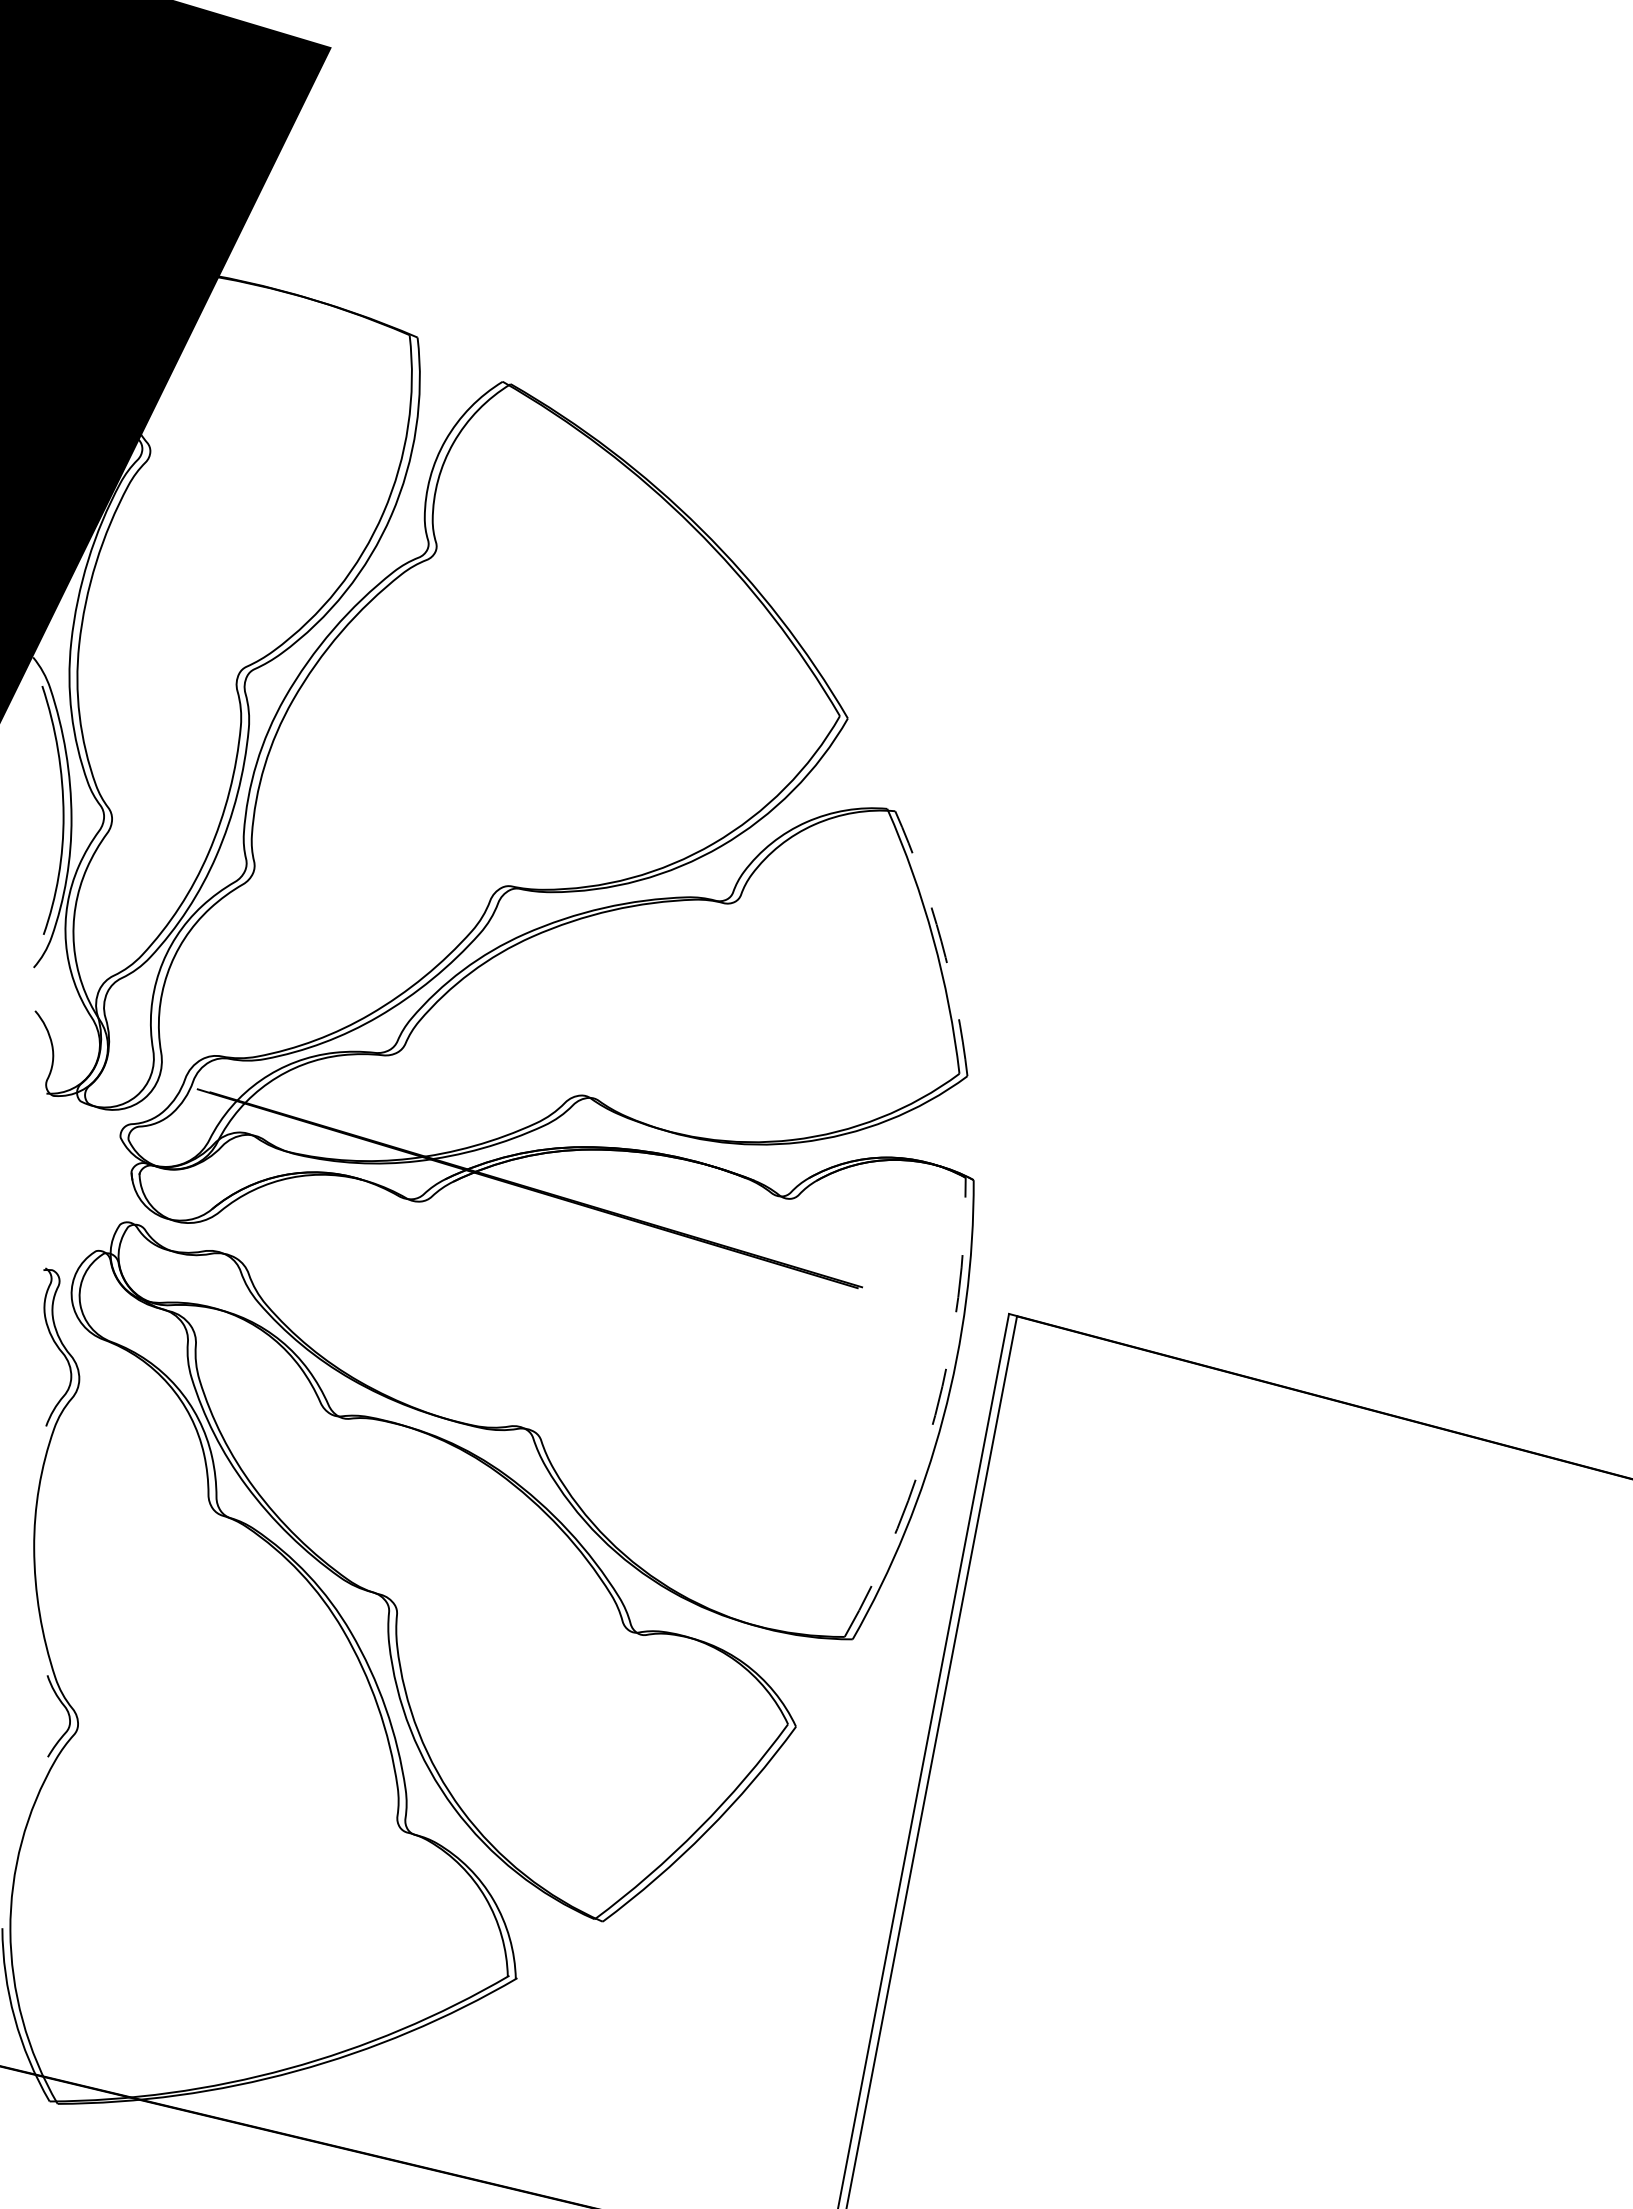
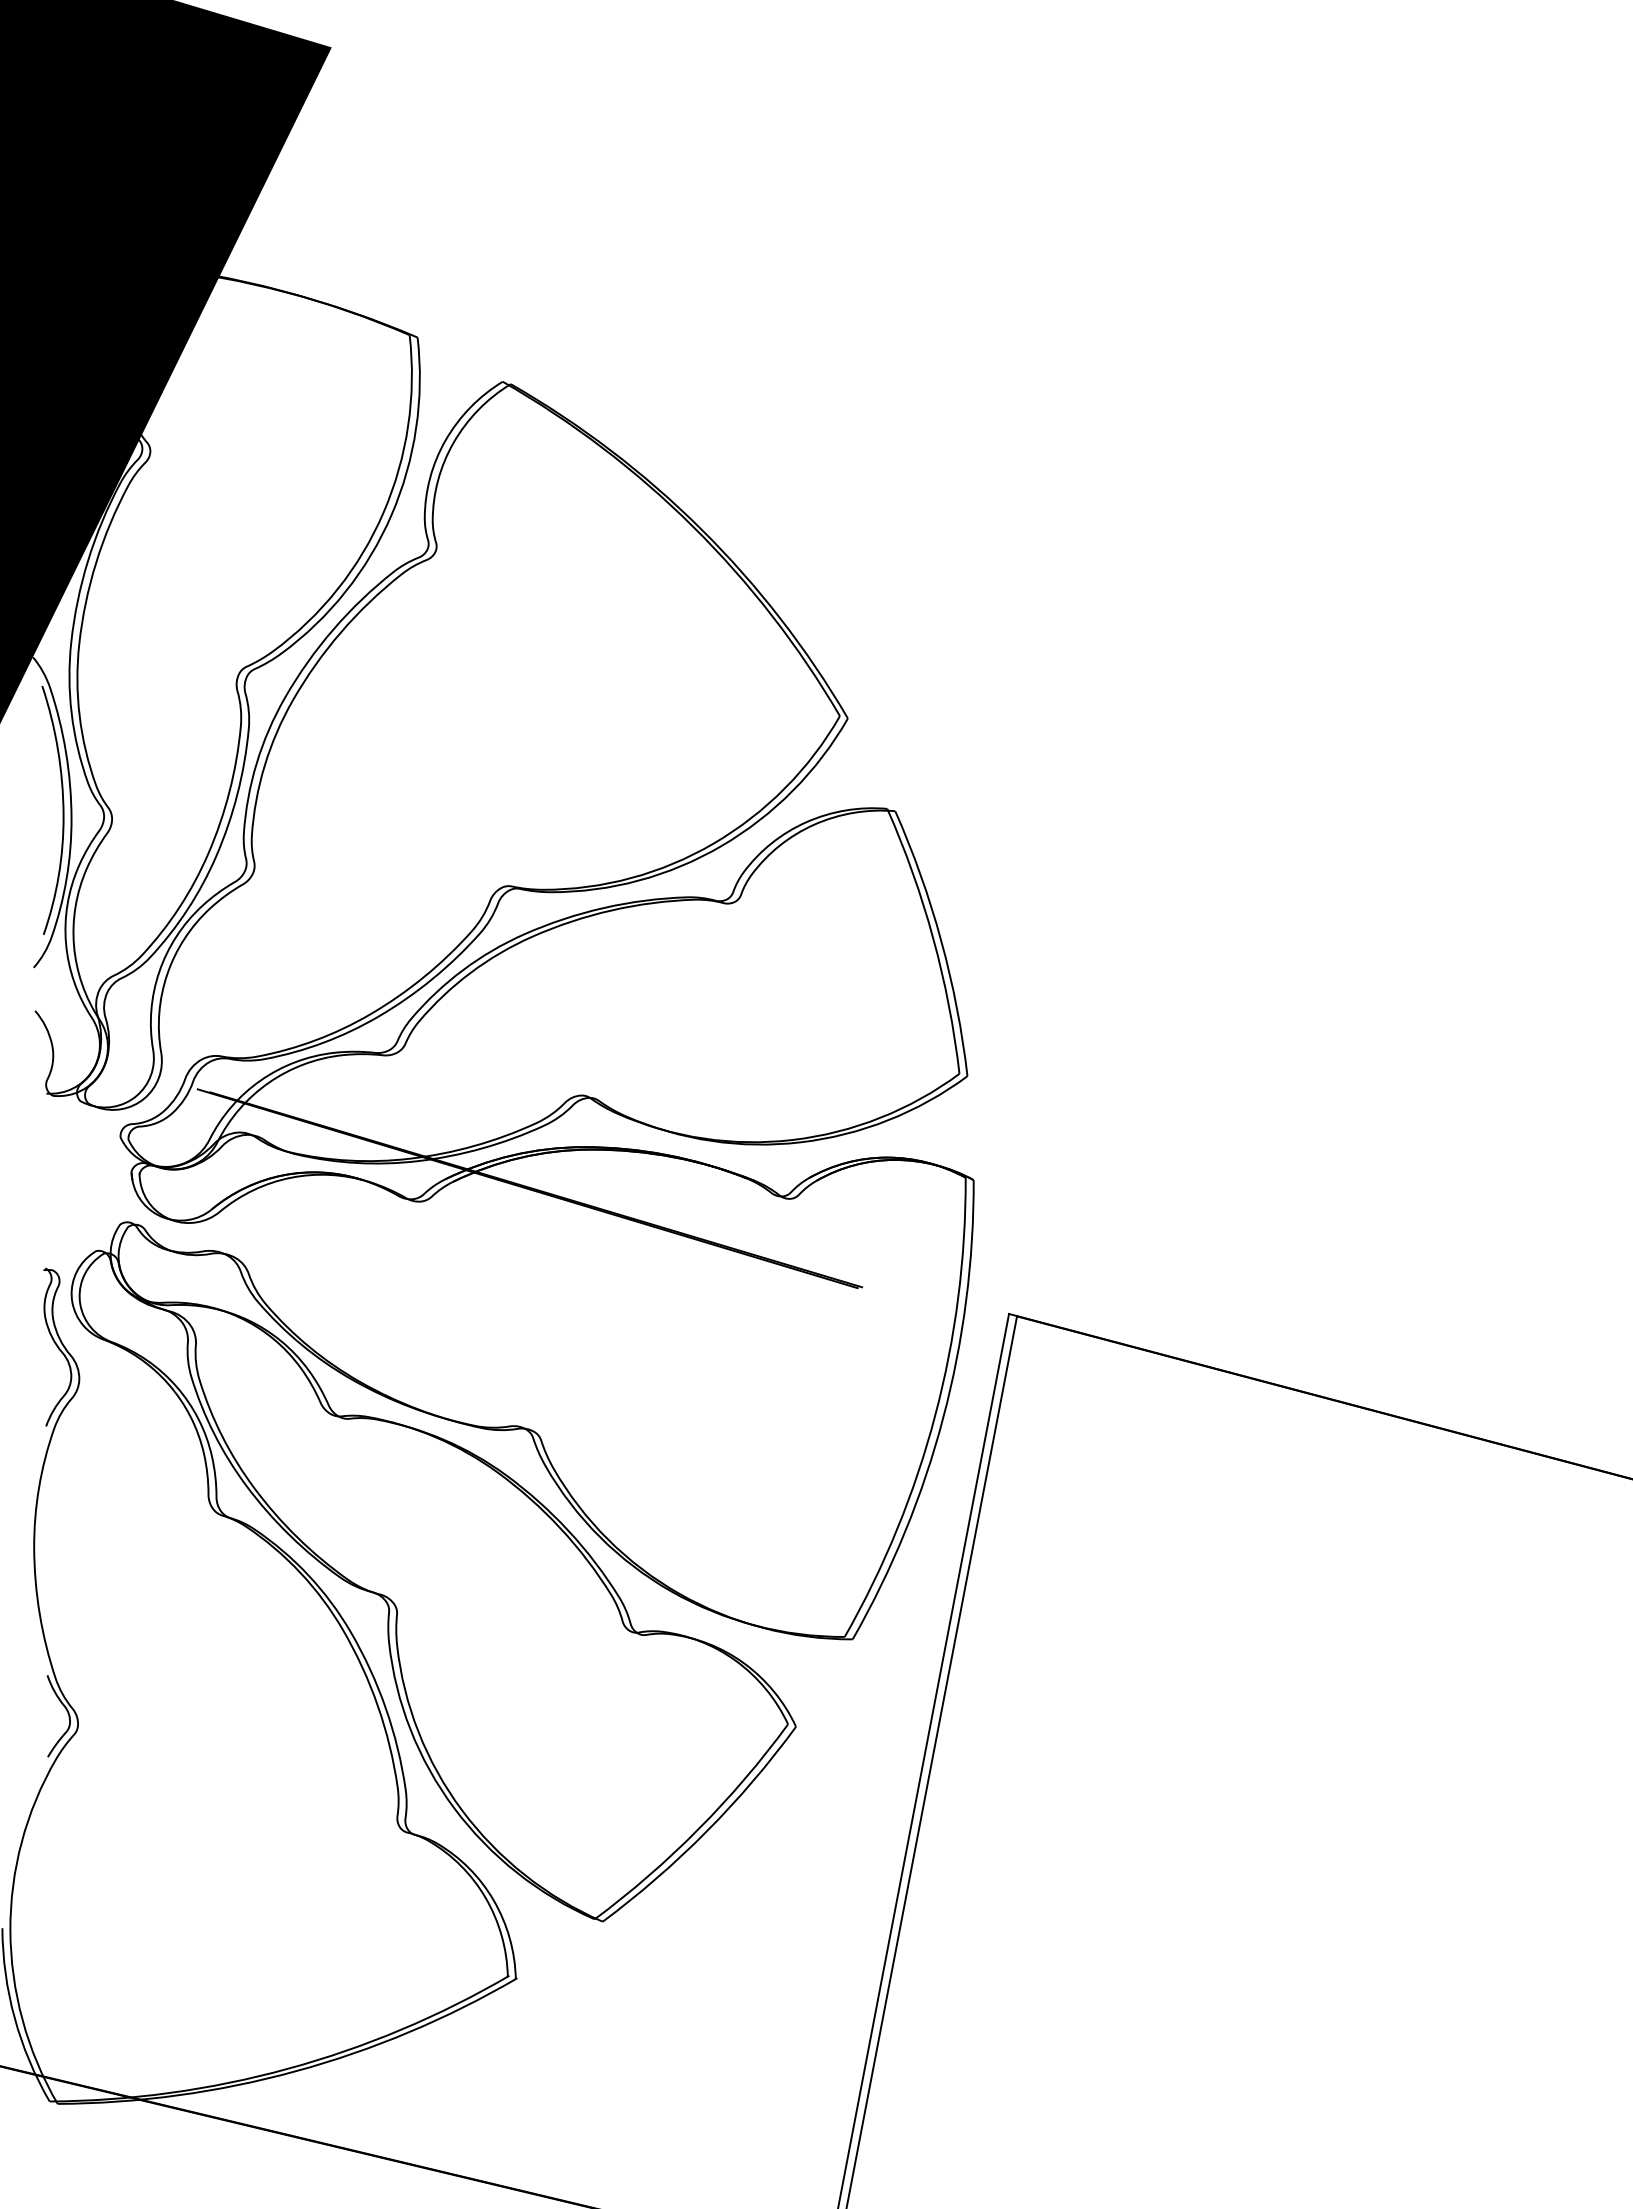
arc: dashed -> solid (941, 941)
arc: dashed -> solid (935, 1415)
